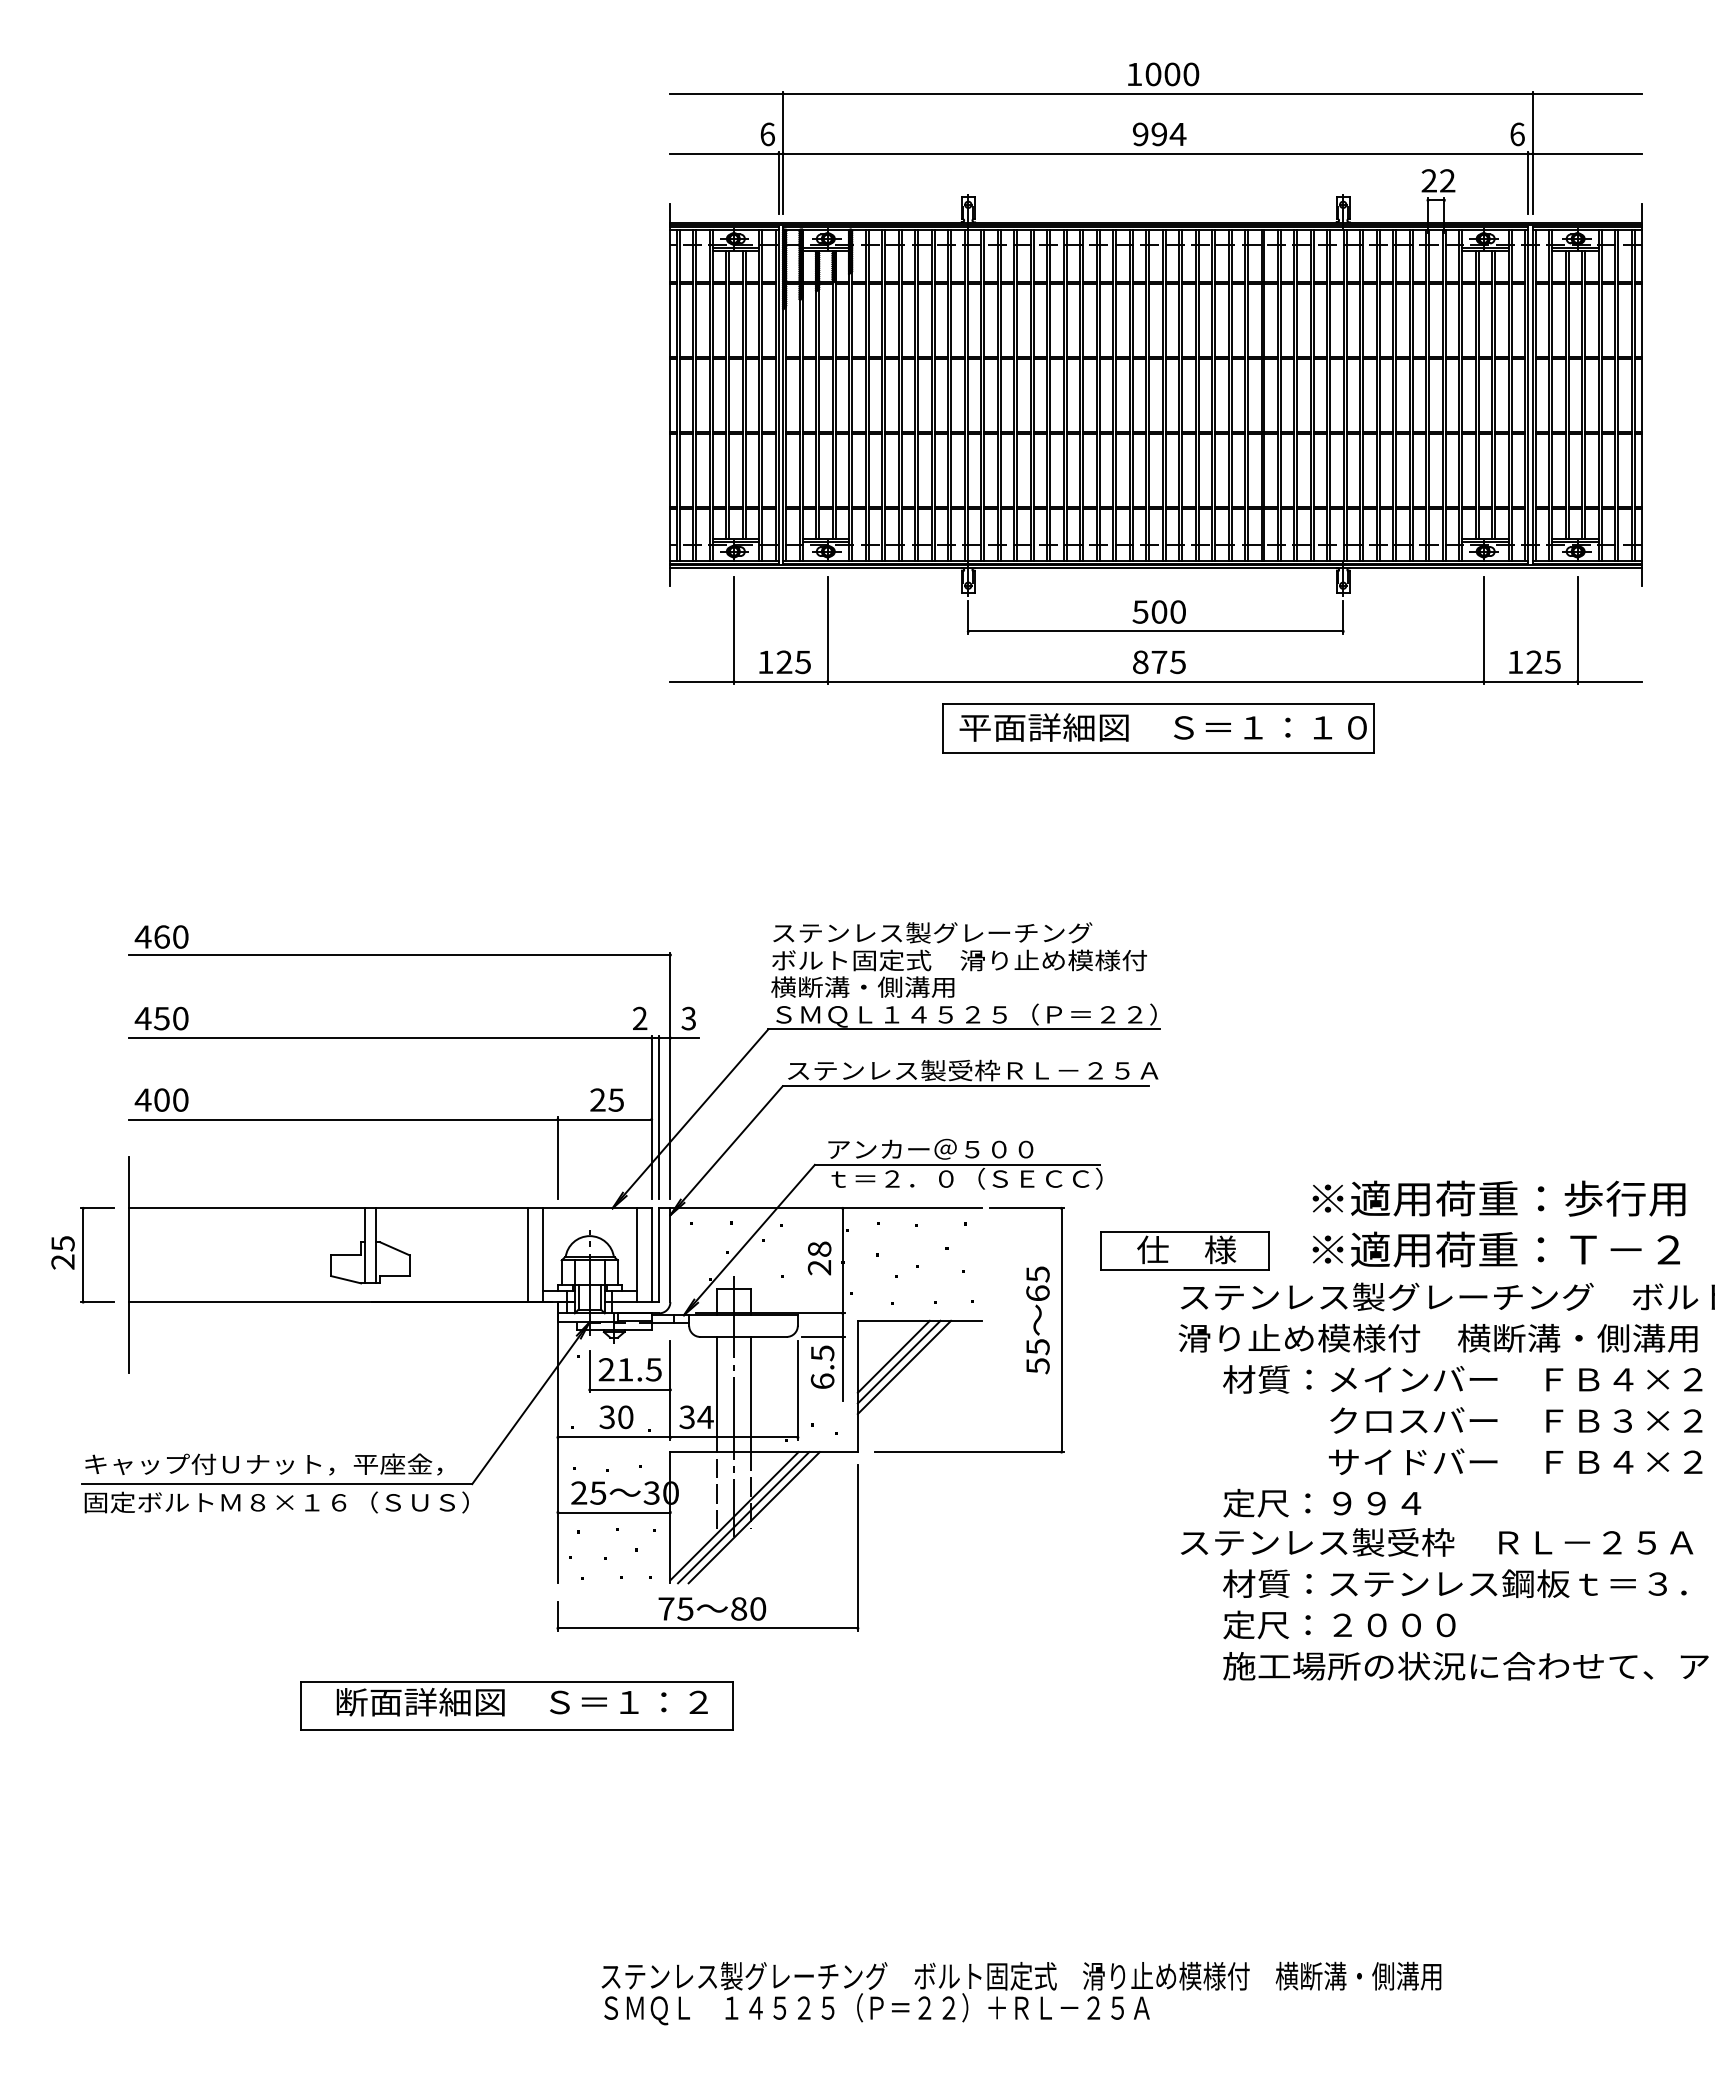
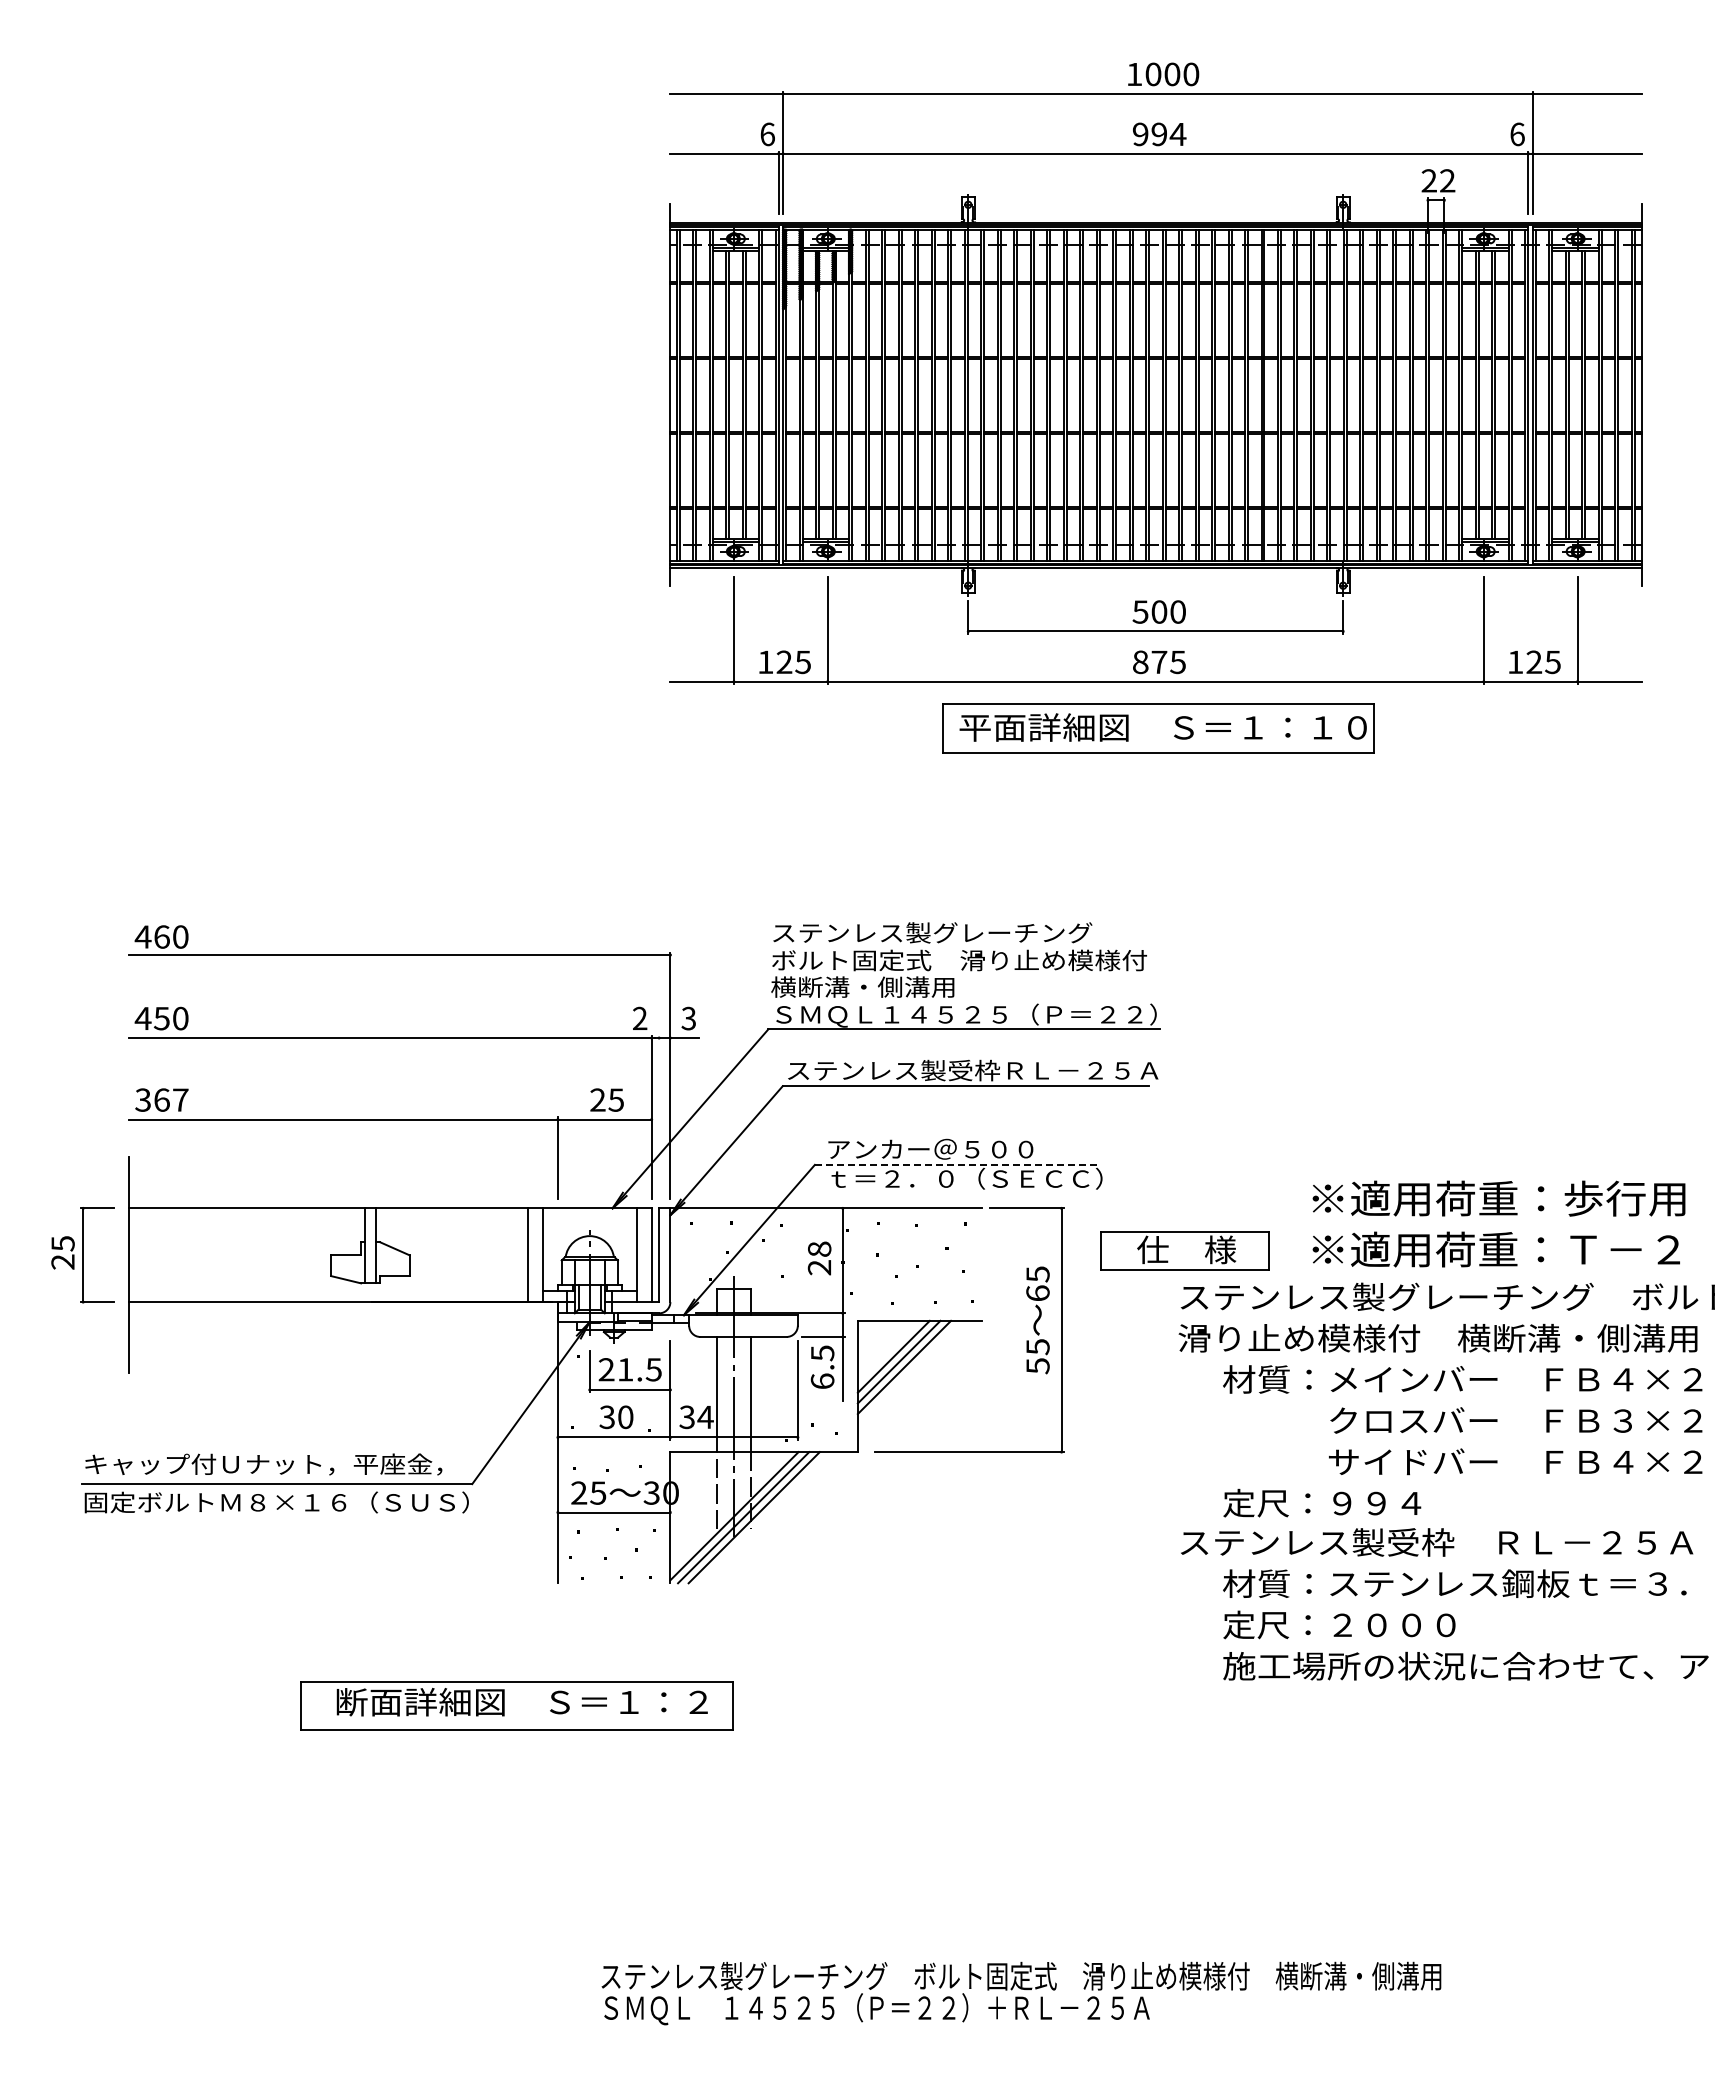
text: 400 -> 367 (161, 1099)
line: present -> none (659, 1116)
line: solid -> dashed (957, 1164)
part: present -> none (691, 1597)
